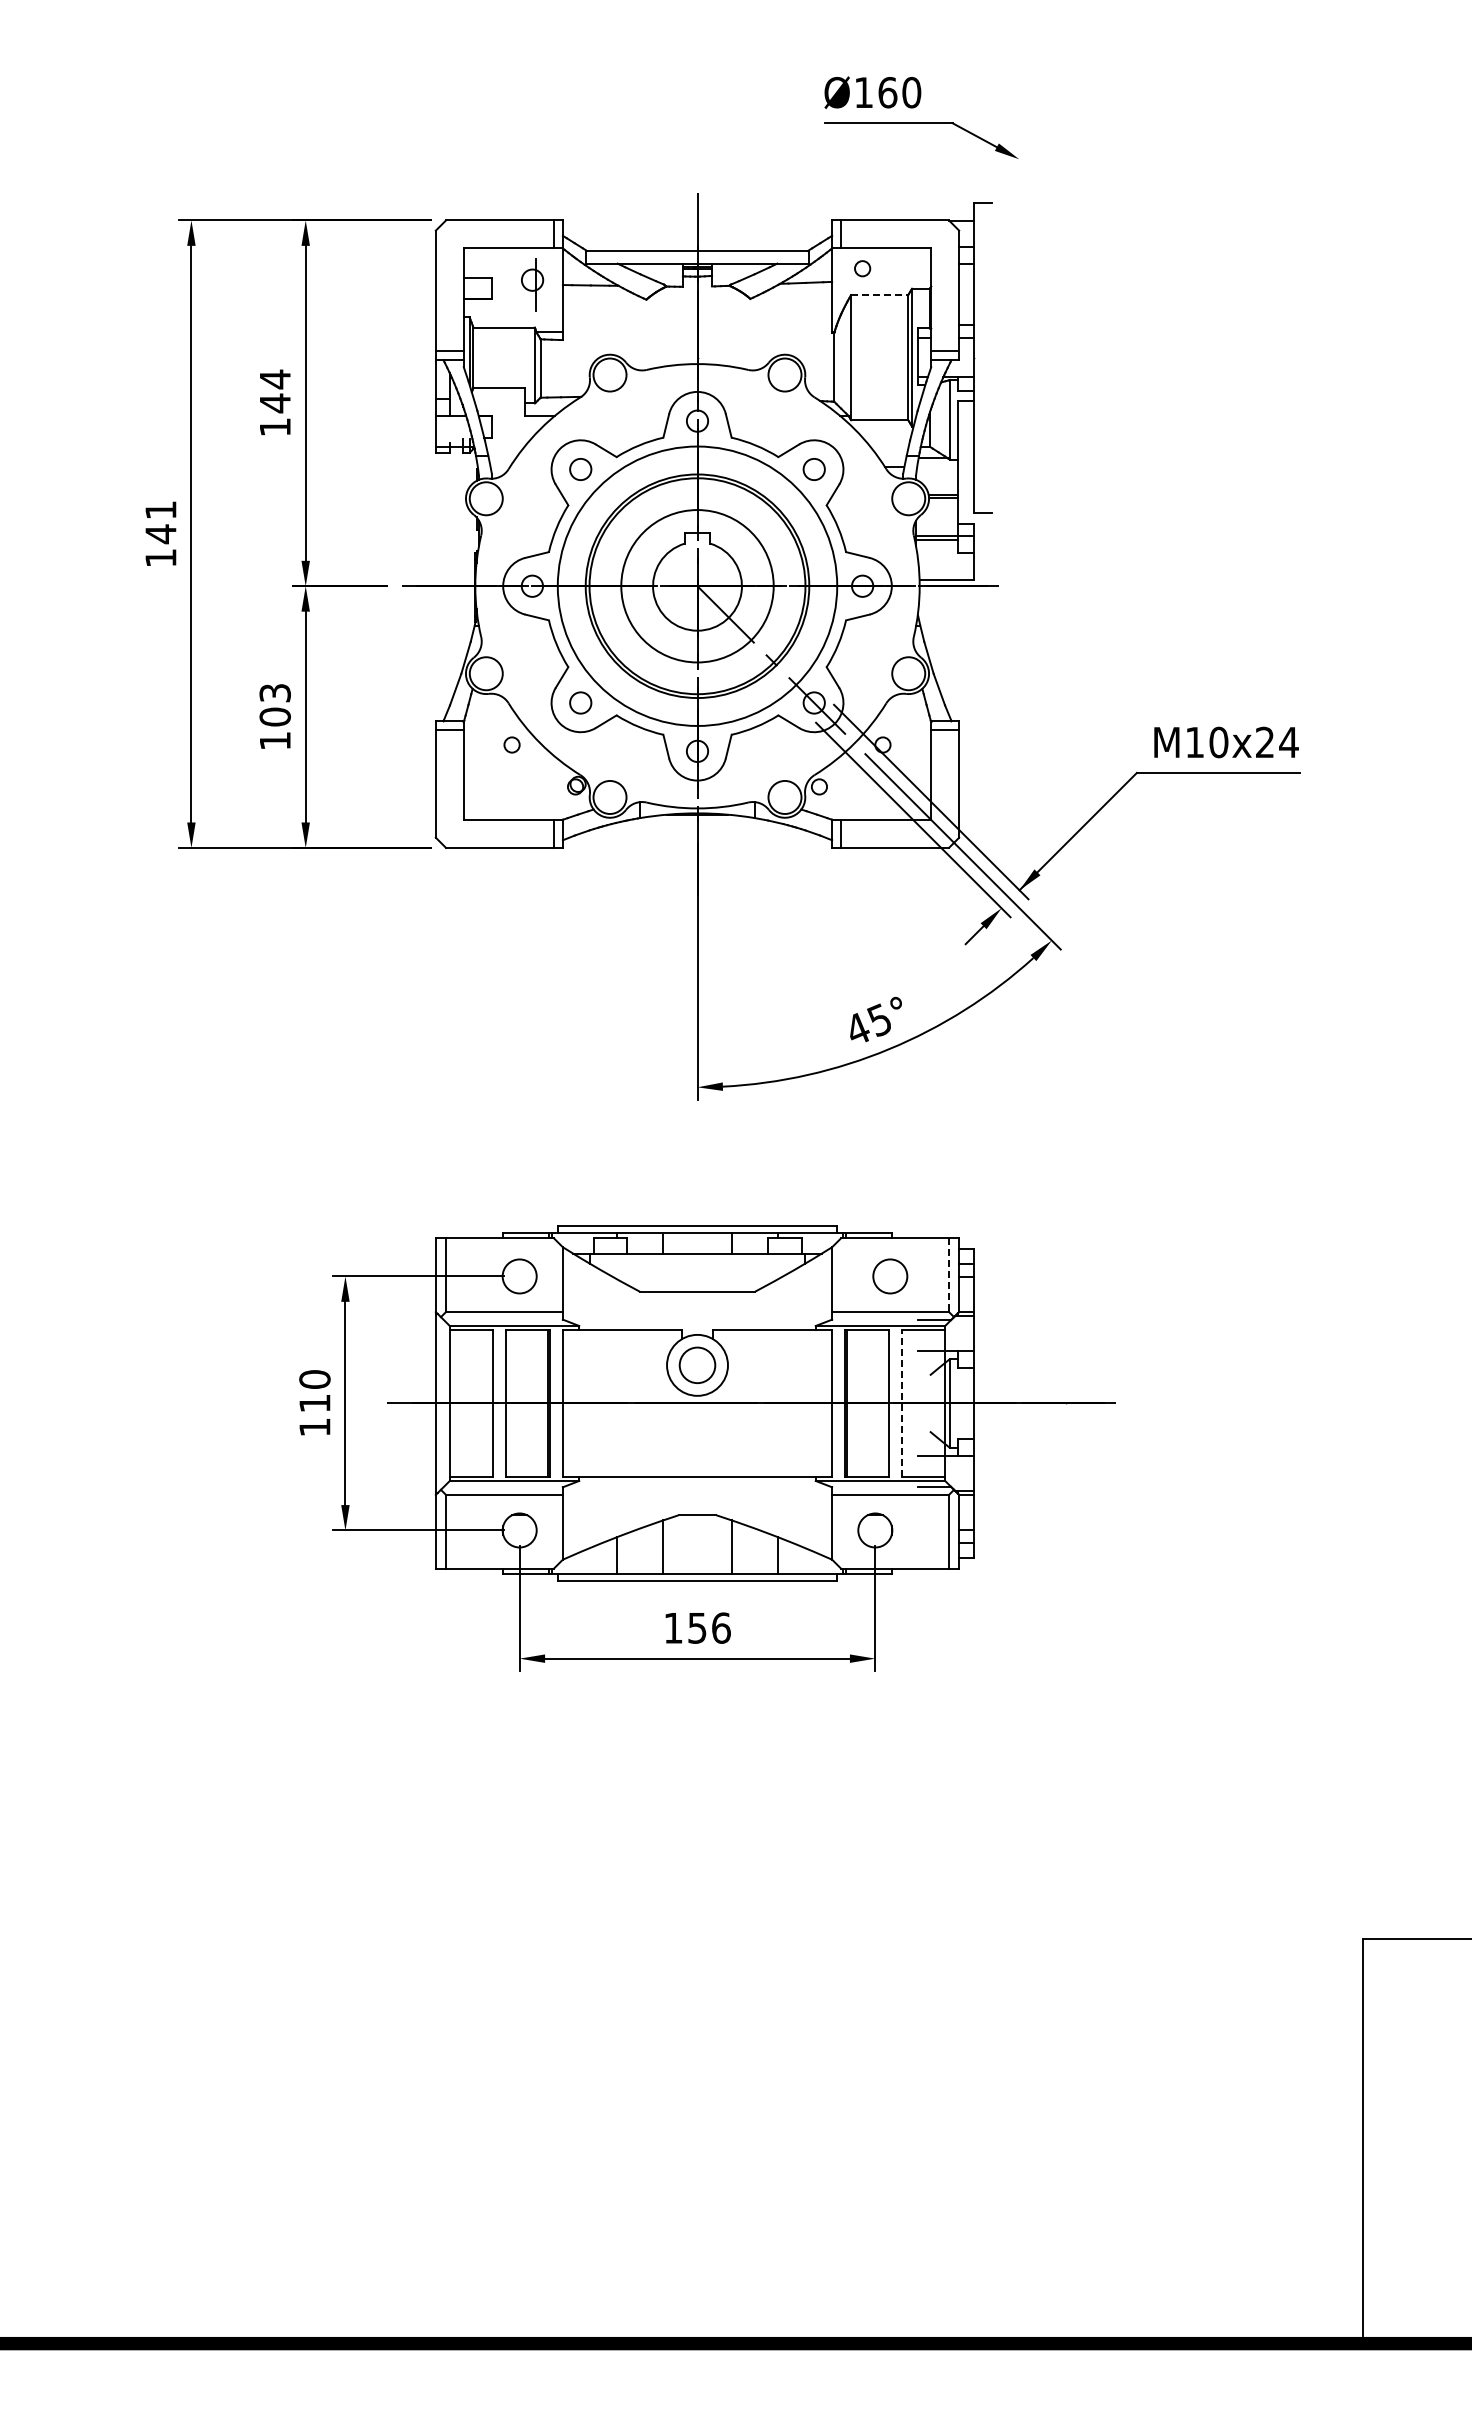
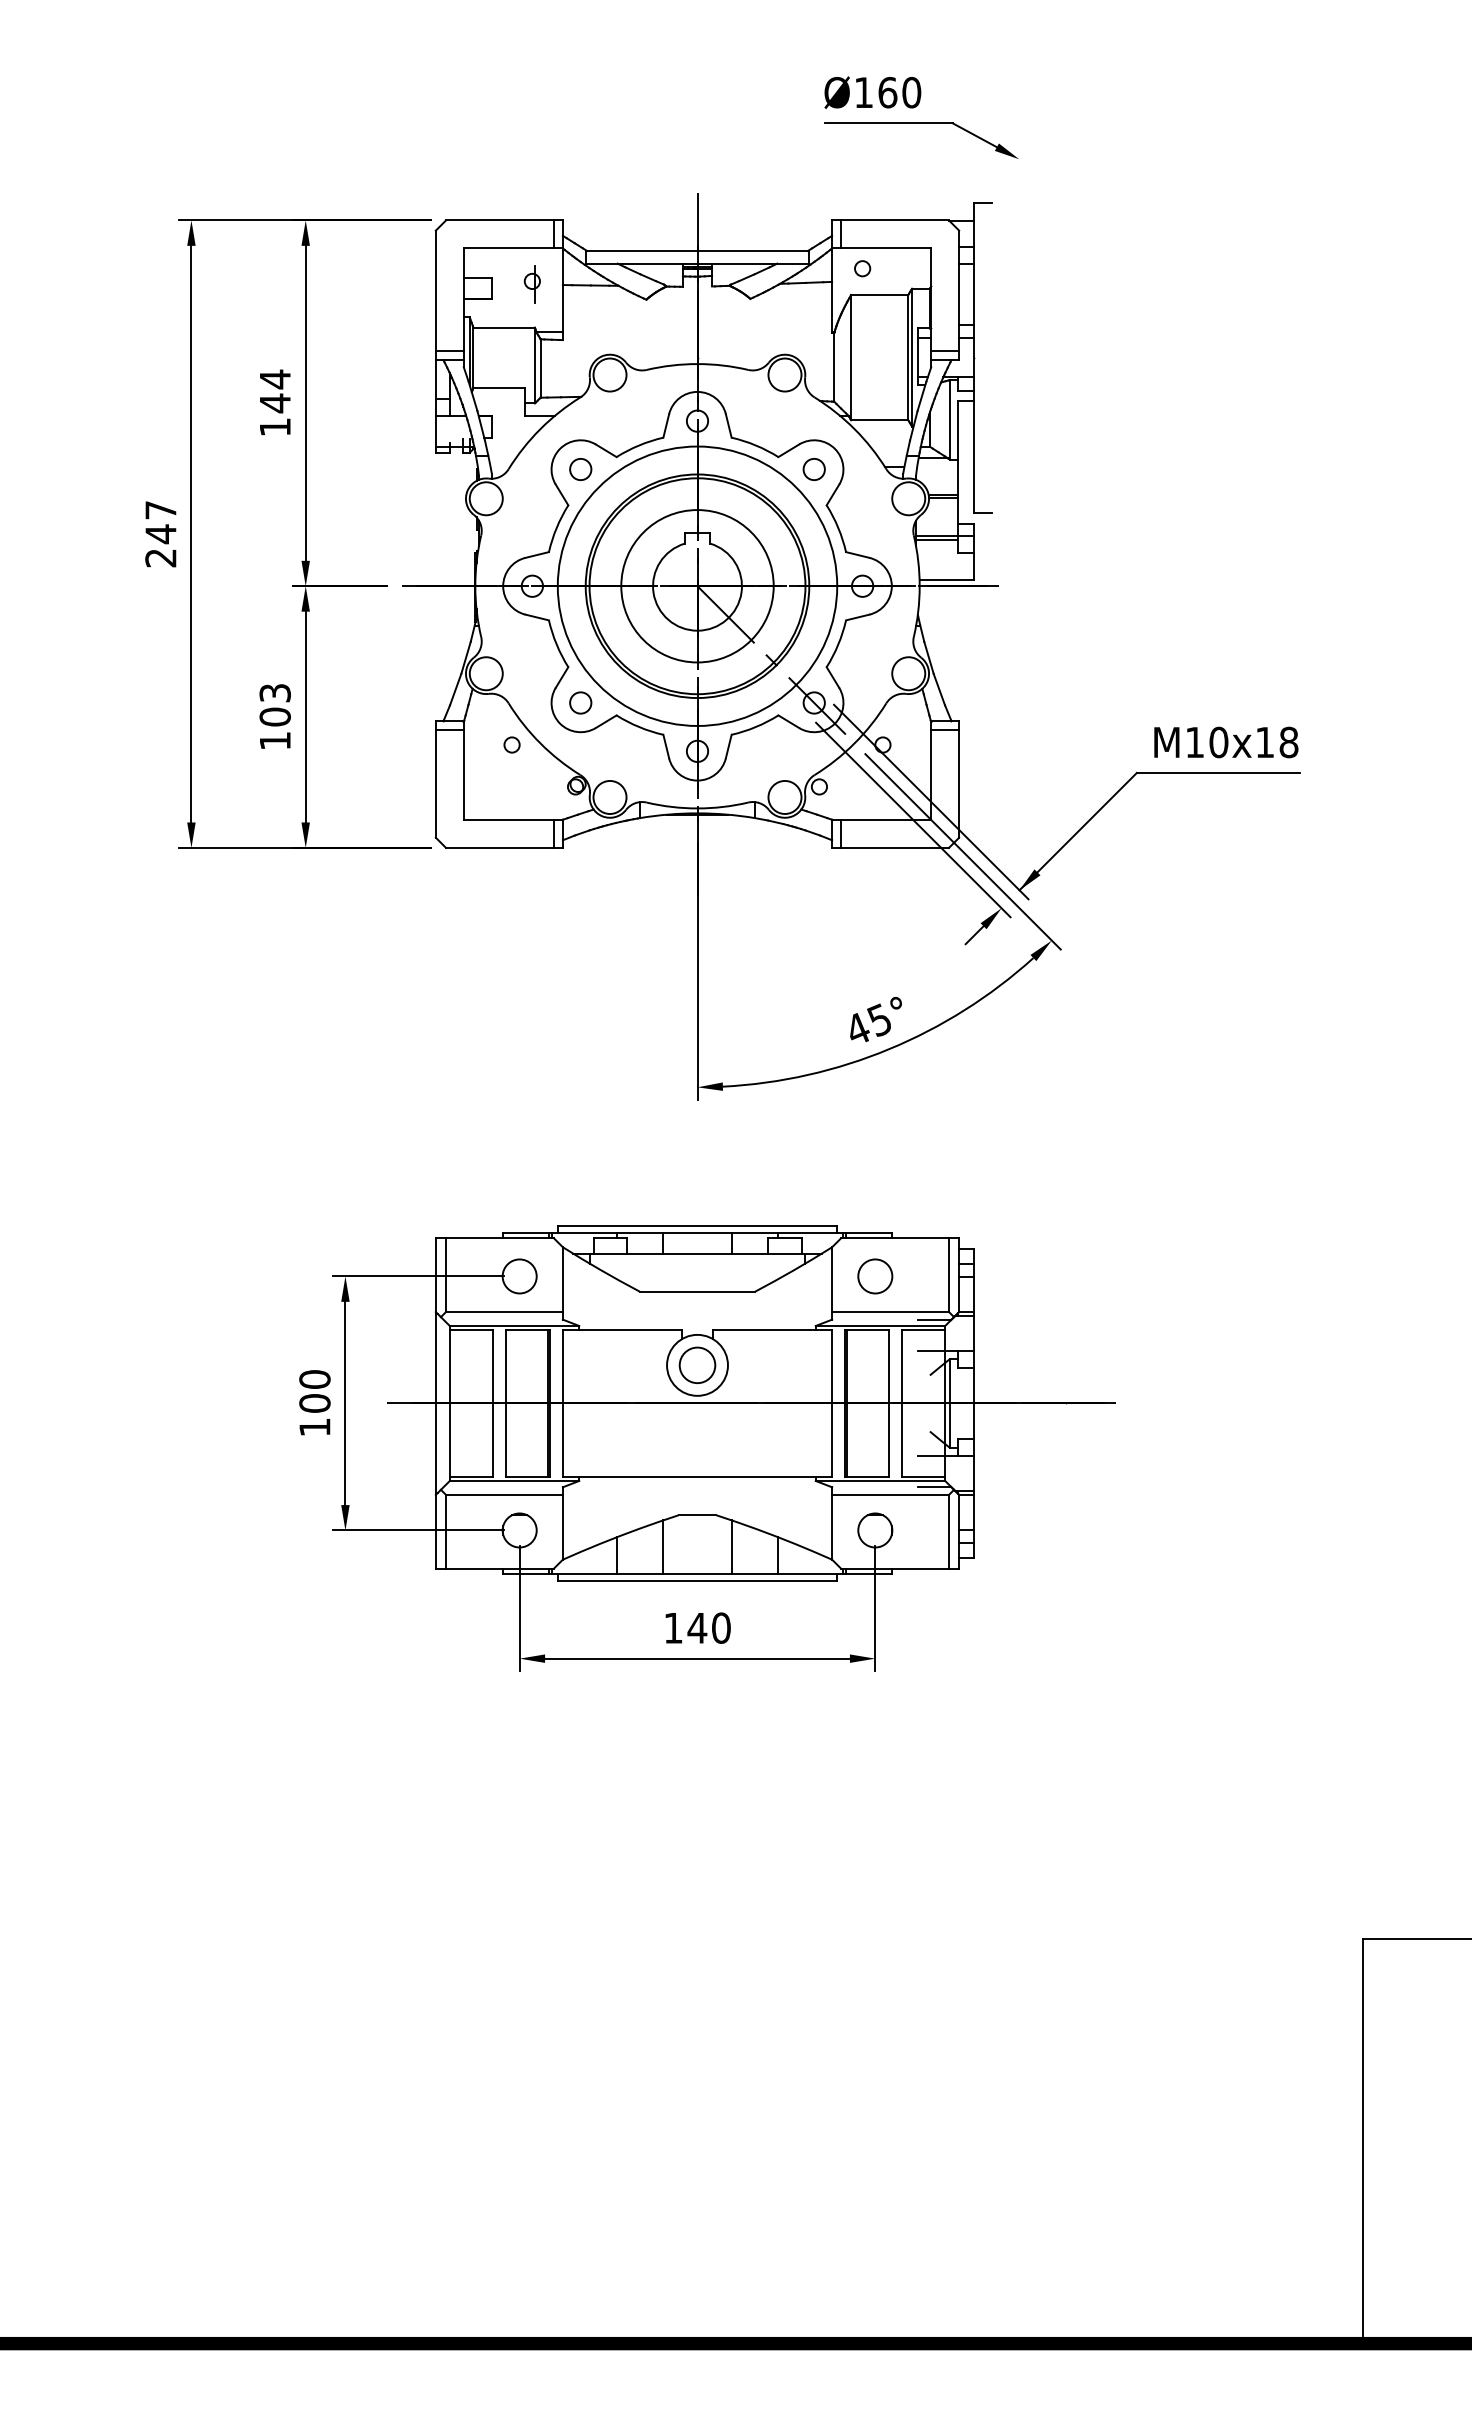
part size: 24x54 px -> 18x39 px (531, 284)
line: dashed -> solid (879, 295)
text: 141 -> 247 (160, 534)
text: M10x24 -> M10x18 (1277, 742)
line: dashed -> solid (948, 1275)
circle position: (890, 1276) -> (875, 1276) (875, 1276)
text: 110 -> 100 (314, 1403)
line: dashed -> solid (902, 1403)
text: 156 -> 140 (708, 1627)
